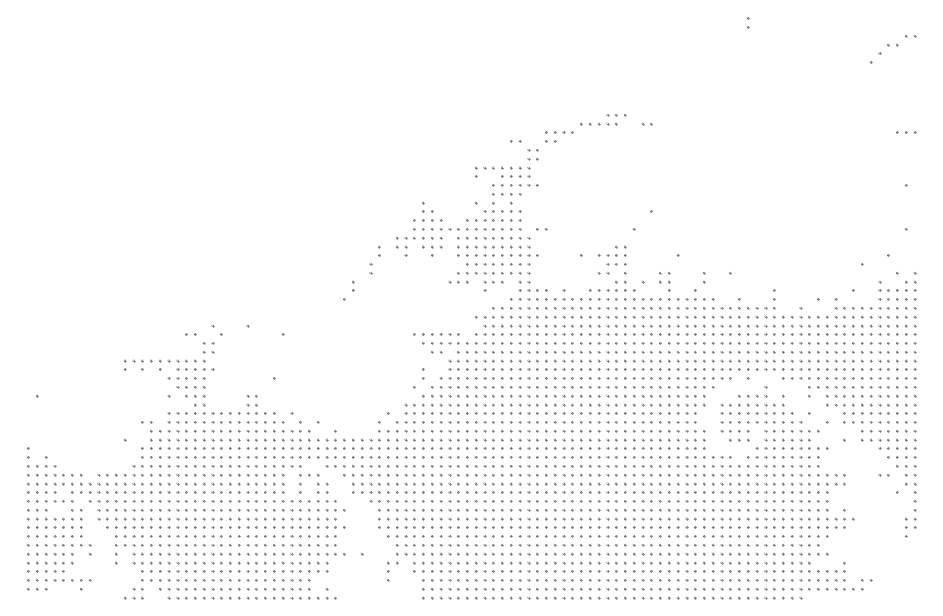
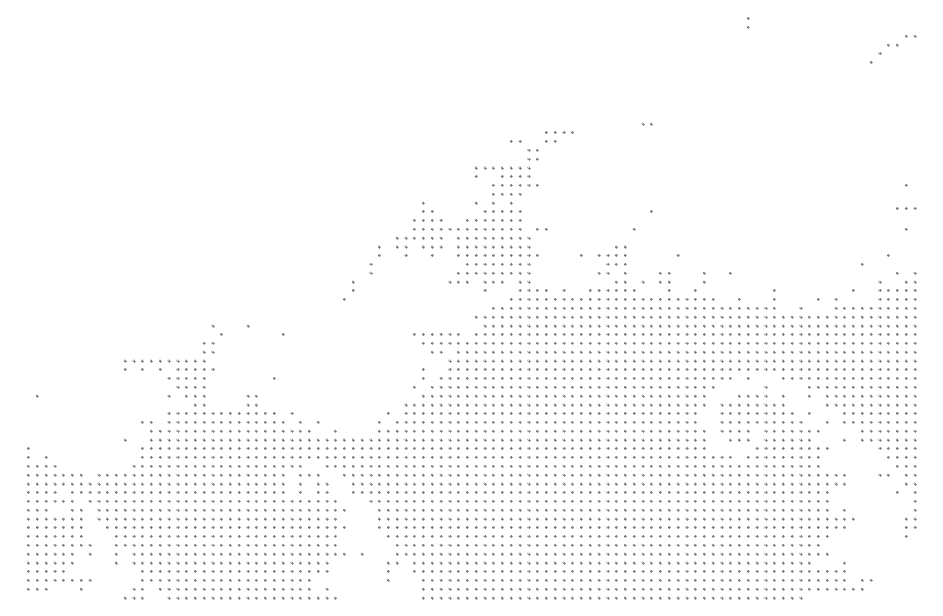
part: present -> none (603, 119)
part position: (906, 132) -> (906, 208) (906, 208)
part: present -> none (190, 334)
